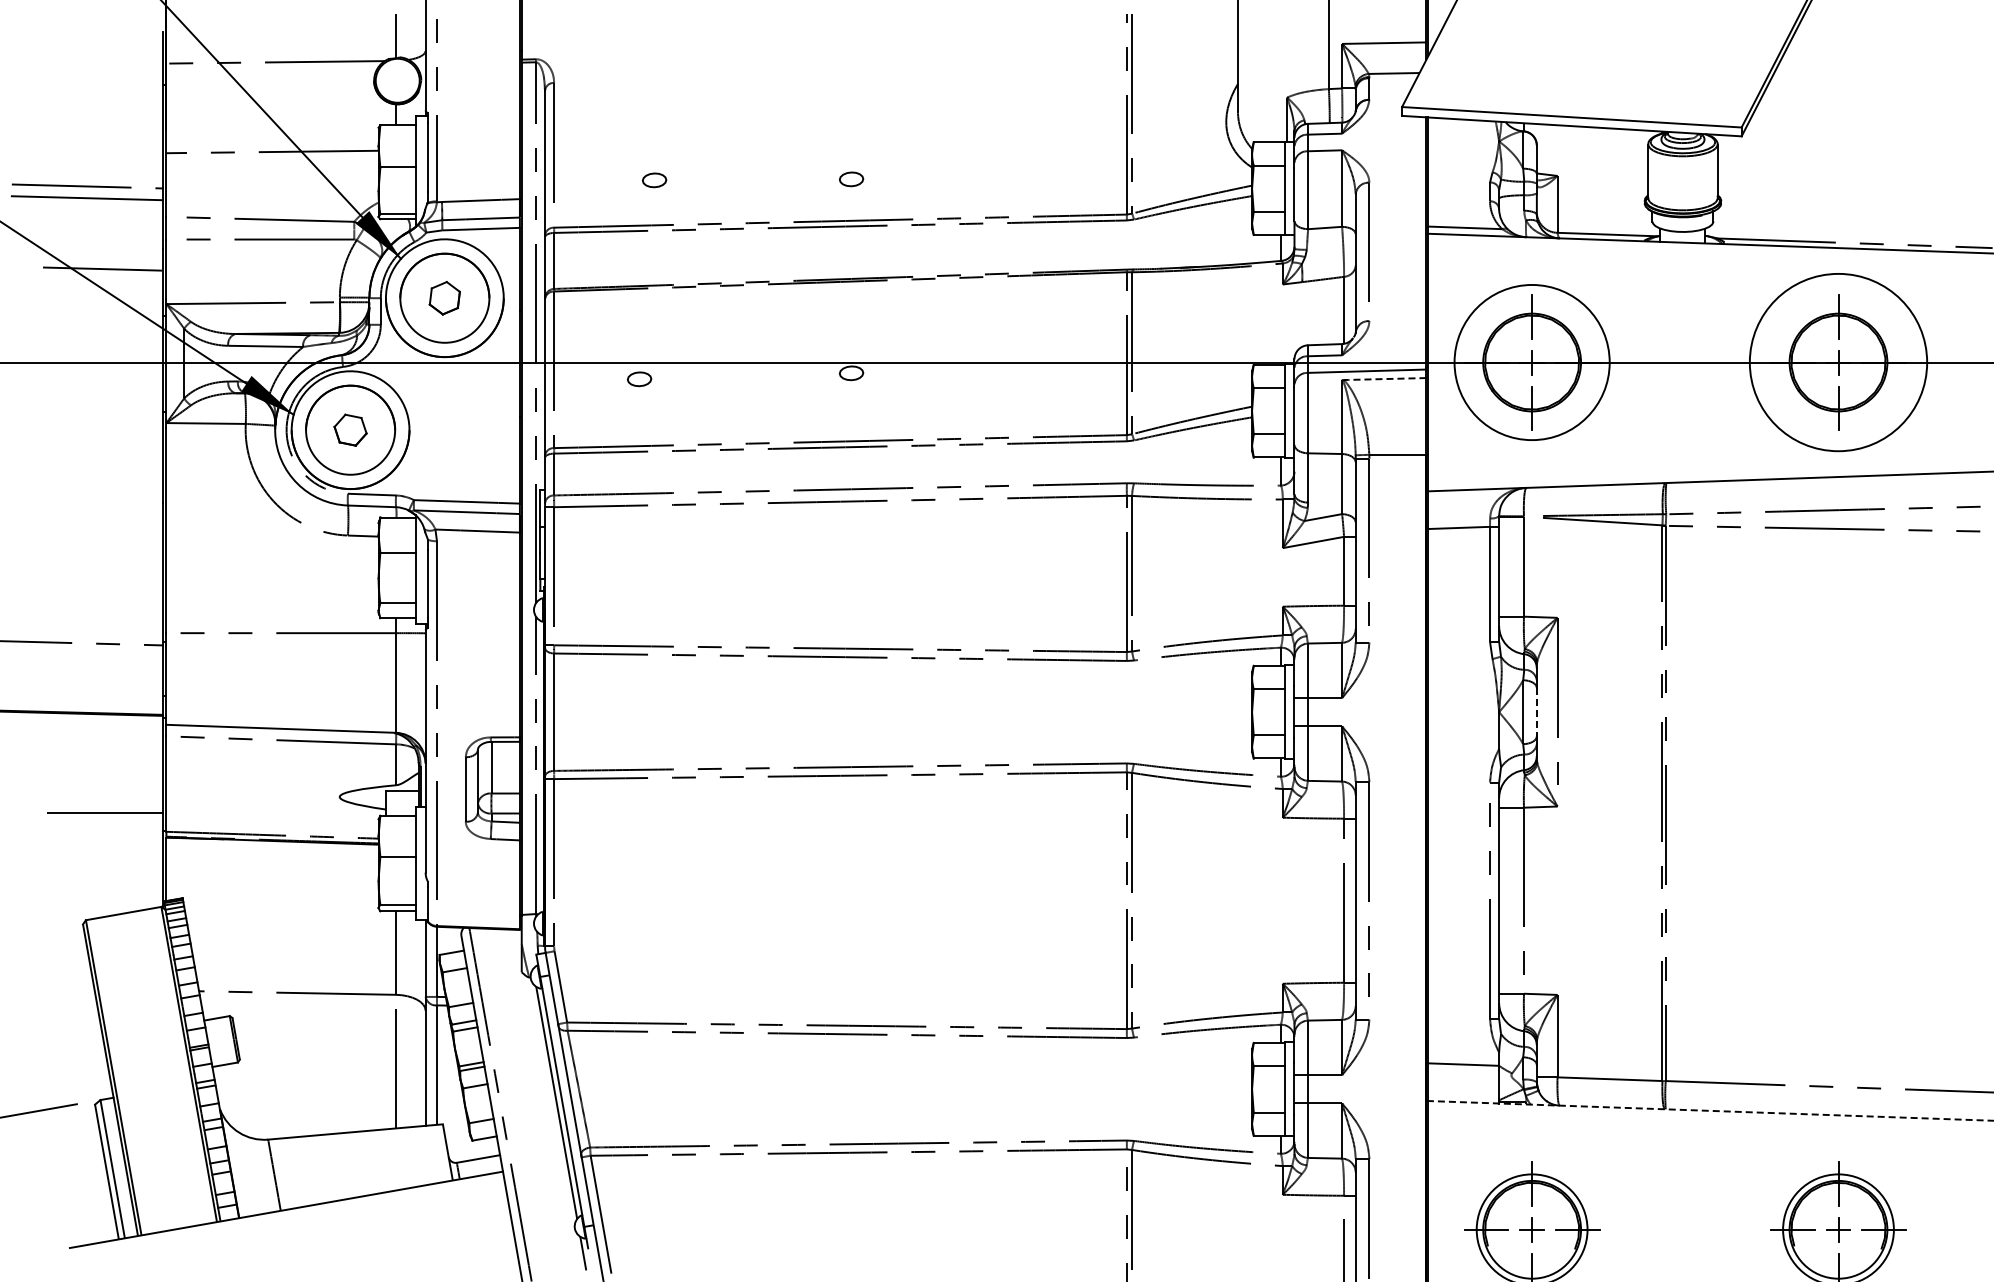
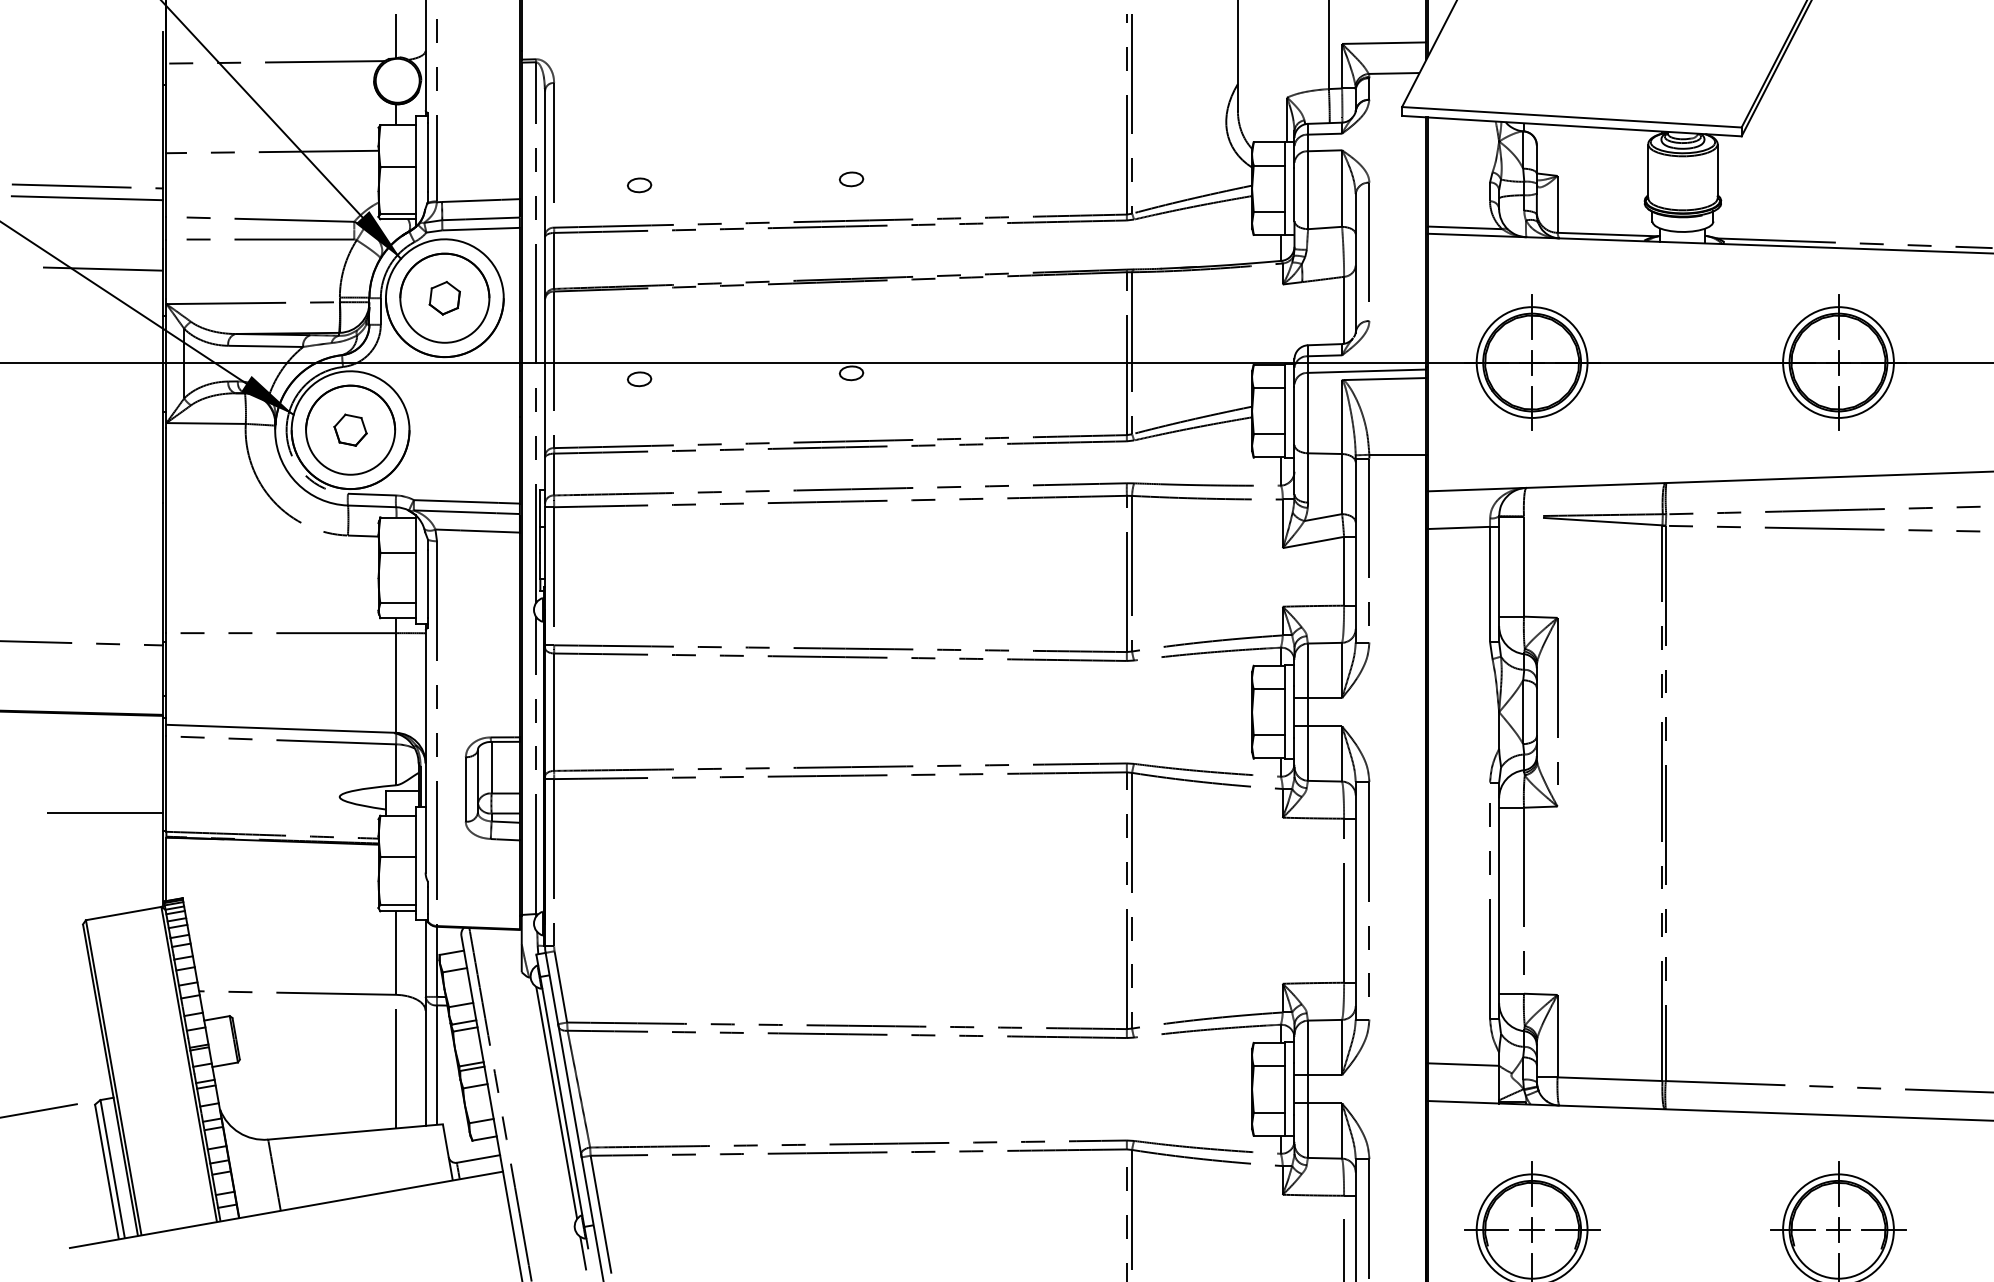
part position: (654, 180) -> (639, 185) (639, 185)
circle diameter: 155 px -> 111 px (1531, 362)
circle diameter: 177 px -> 111 px (1838, 362)
line: dashed -> solid (1383, 379)
line: dashed -> solid (1536, 712)
line: dashed -> solid (1711, 1110)
